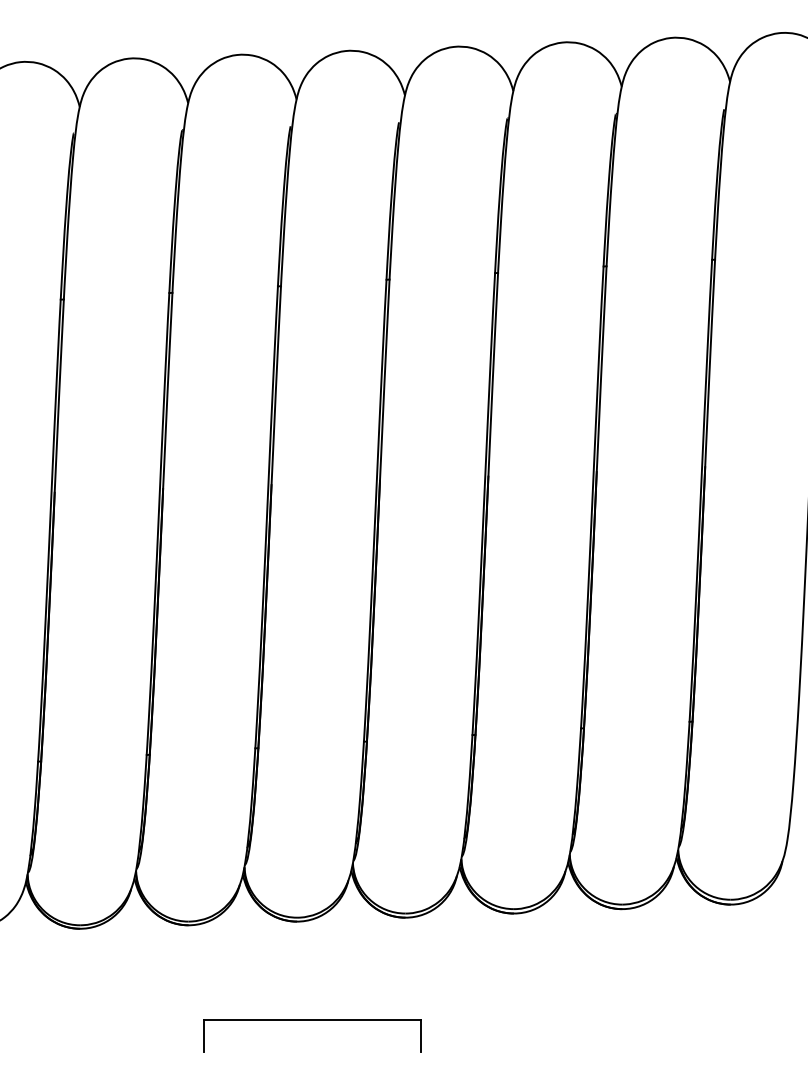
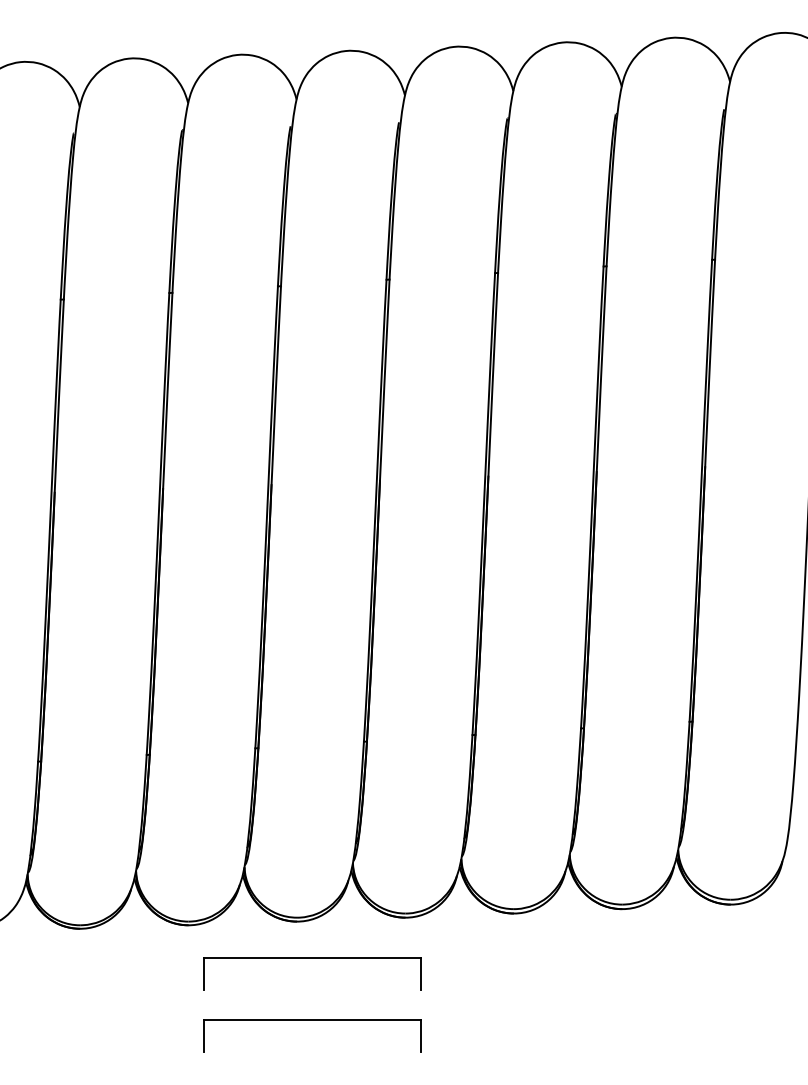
part: none -> present (312, 958)
